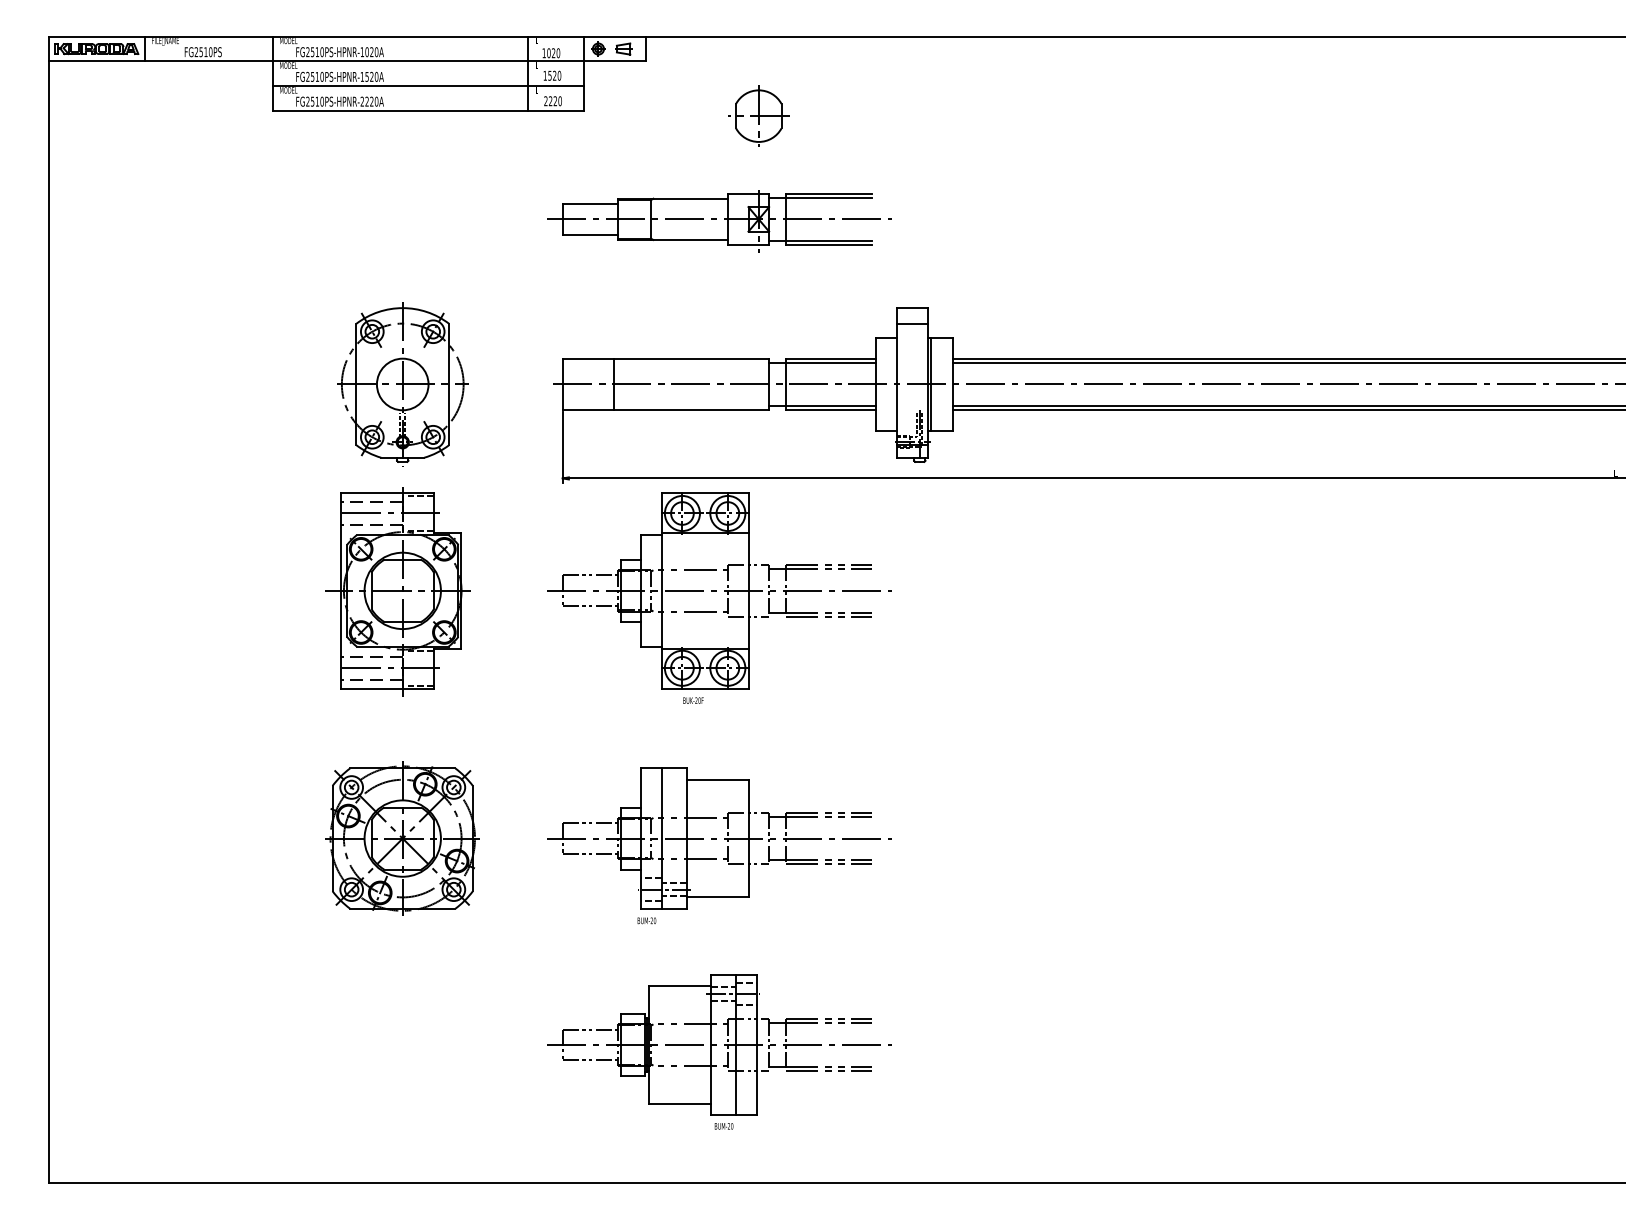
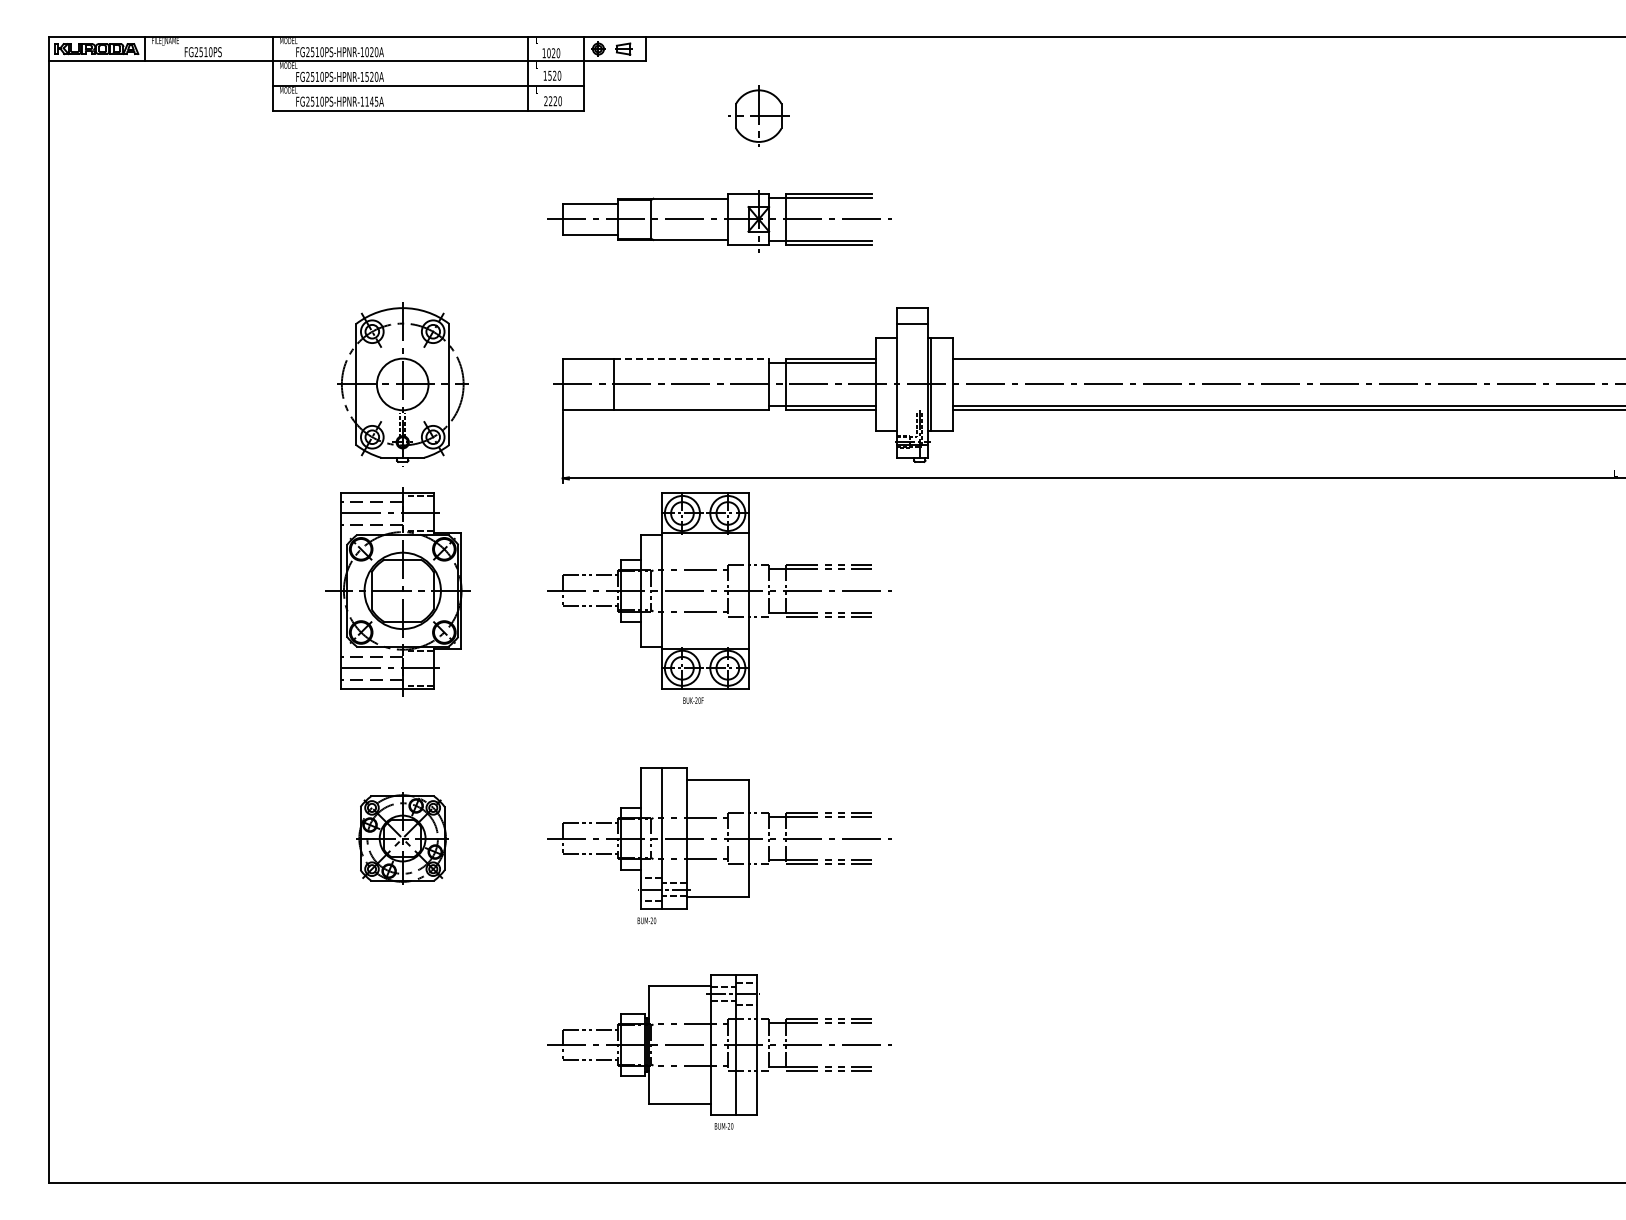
text: -2220A -> -1145A (369, 101)
line: solid -> dashed (692, 358)
line: present -> none (1287, 362)
part size: 155x155 px -> 93x93 px (402, 838)
